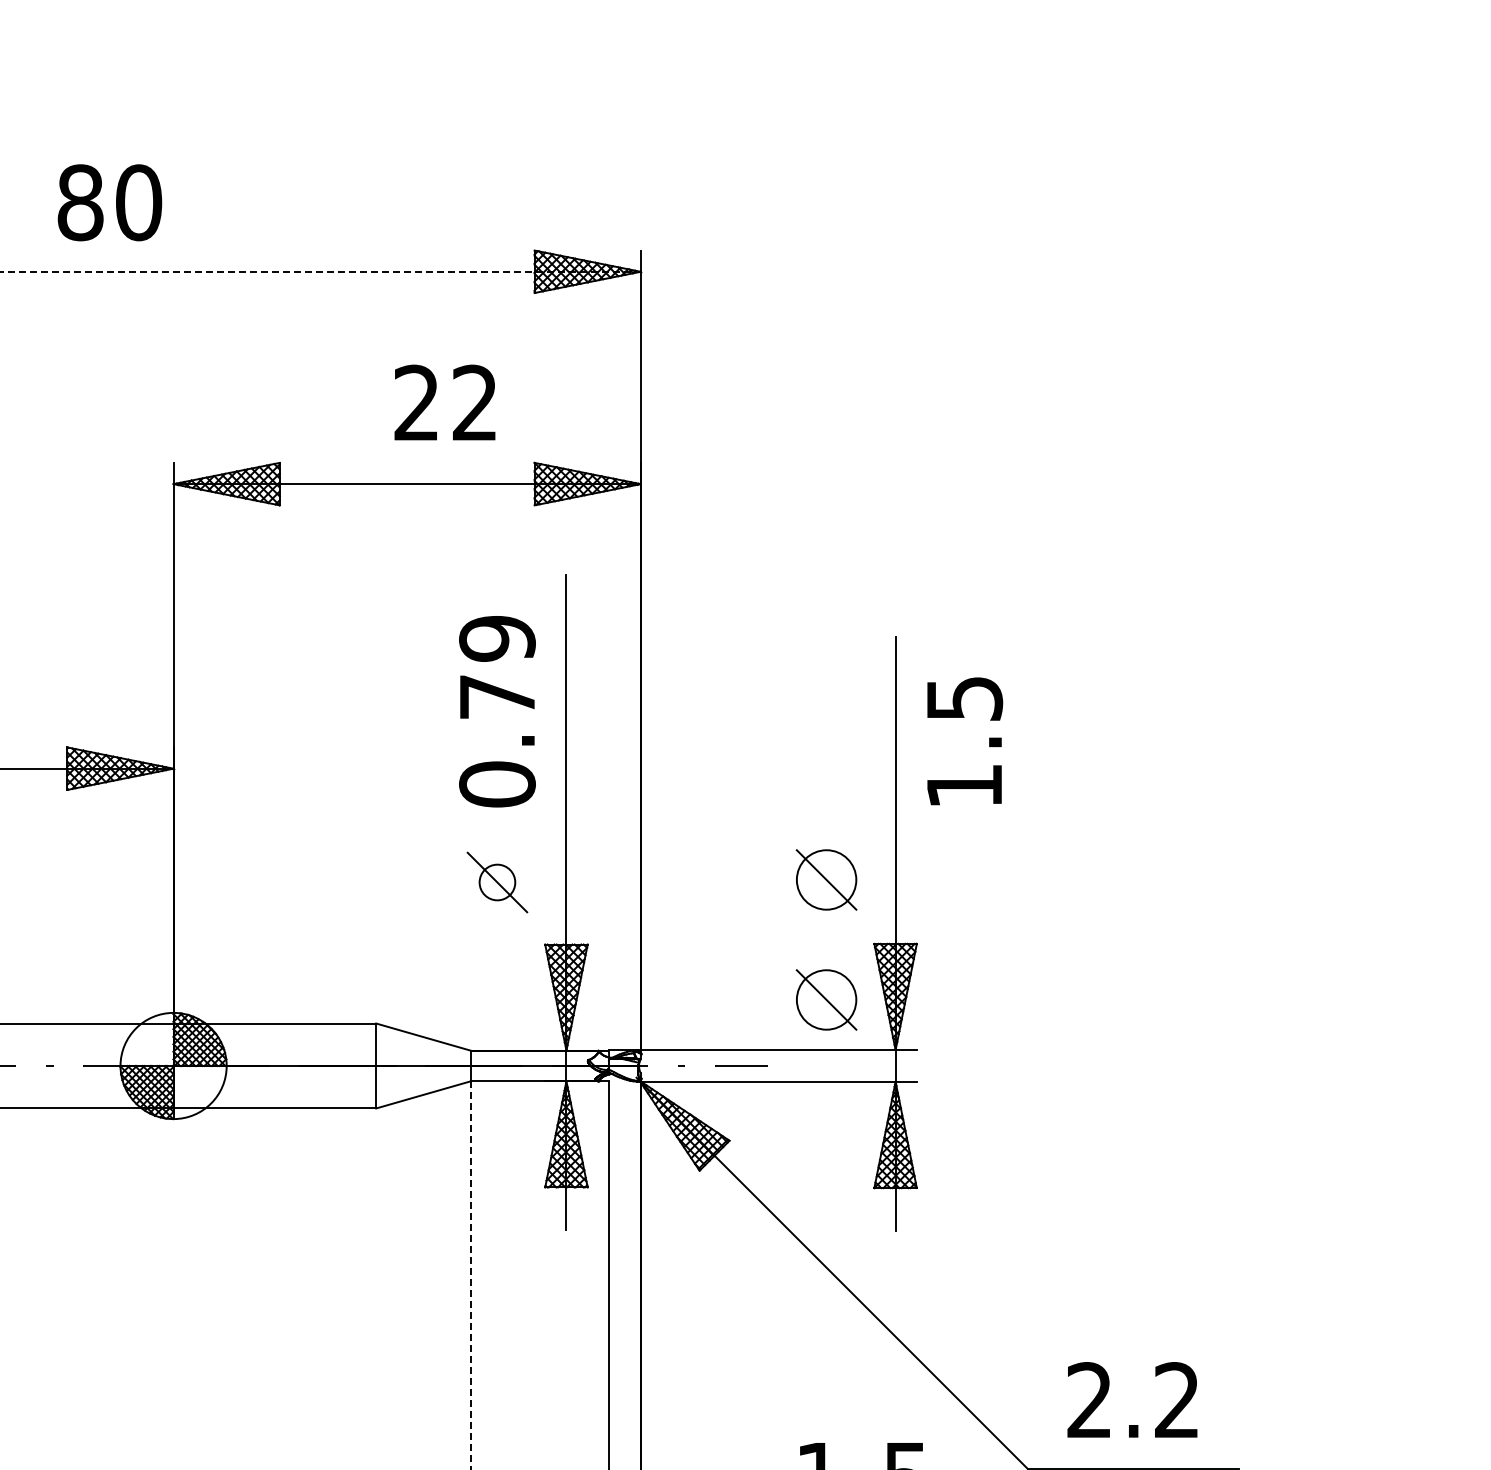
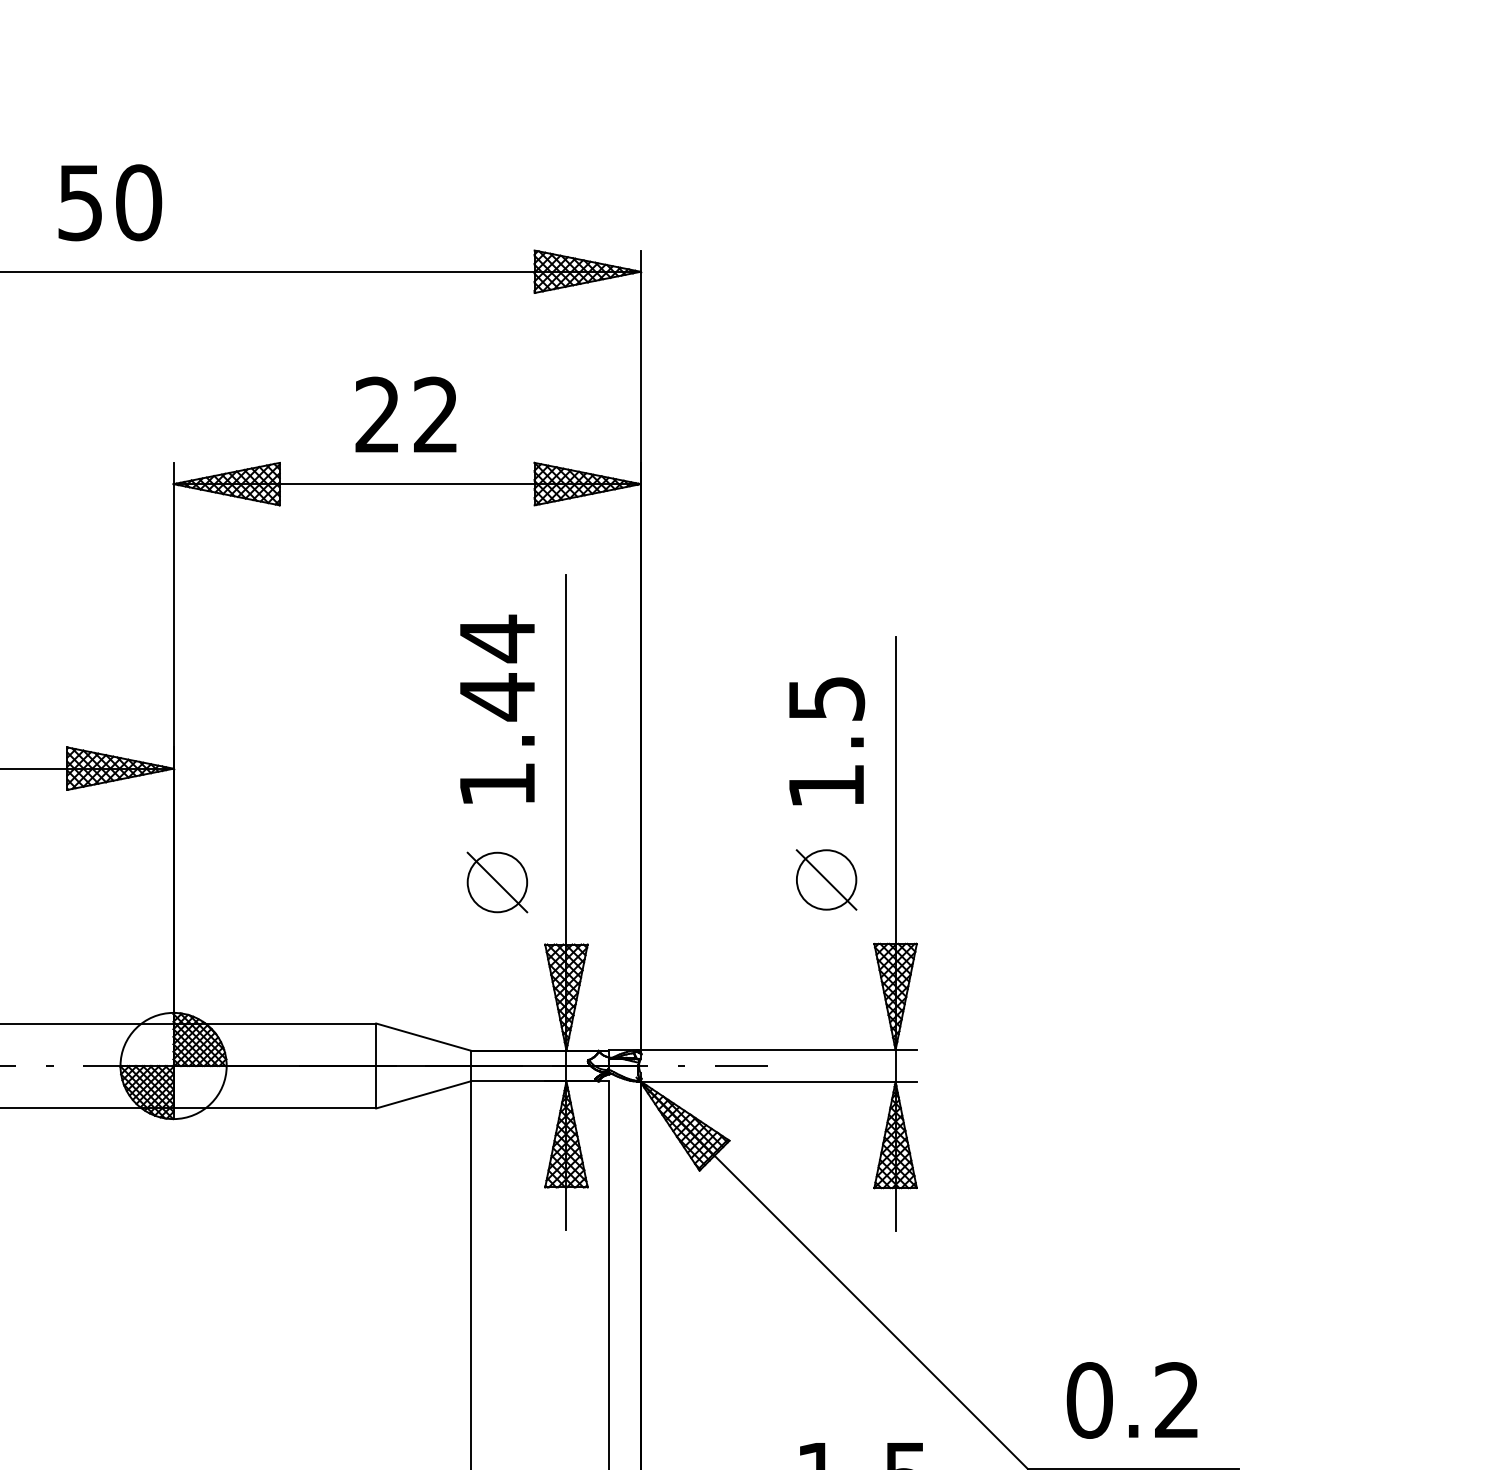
text: 80 -> 50 (80, 202)
line: dashed -> solid (320, 271)
text position: (444, 402) -> (405, 414) (405, 414)
text: 0.79 -> 1.44 (497, 710)
text position: (965, 741) -> (827, 741) (827, 741)
circle diameter: 36 px -> 59 px (497, 882)
part: present -> none (826, 999)
line: dashed -> solid (470, 1276)
text: 2.2 -> 0.2 (1089, 1400)
